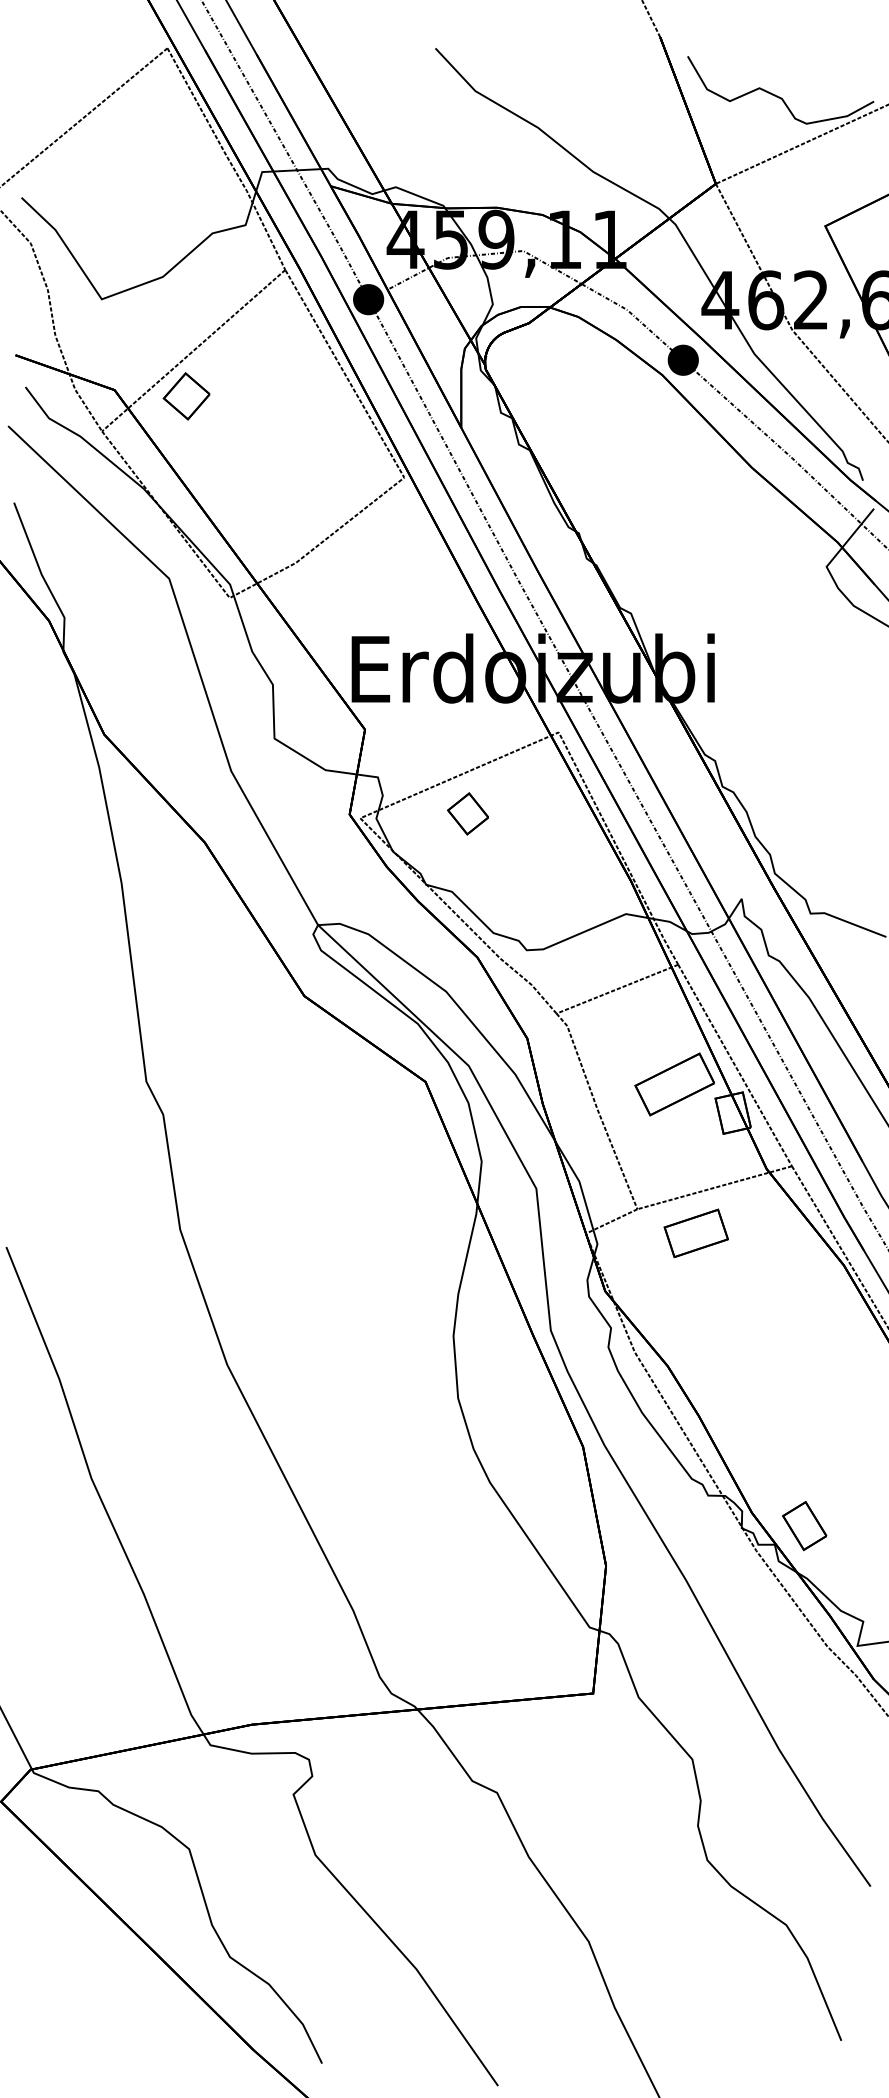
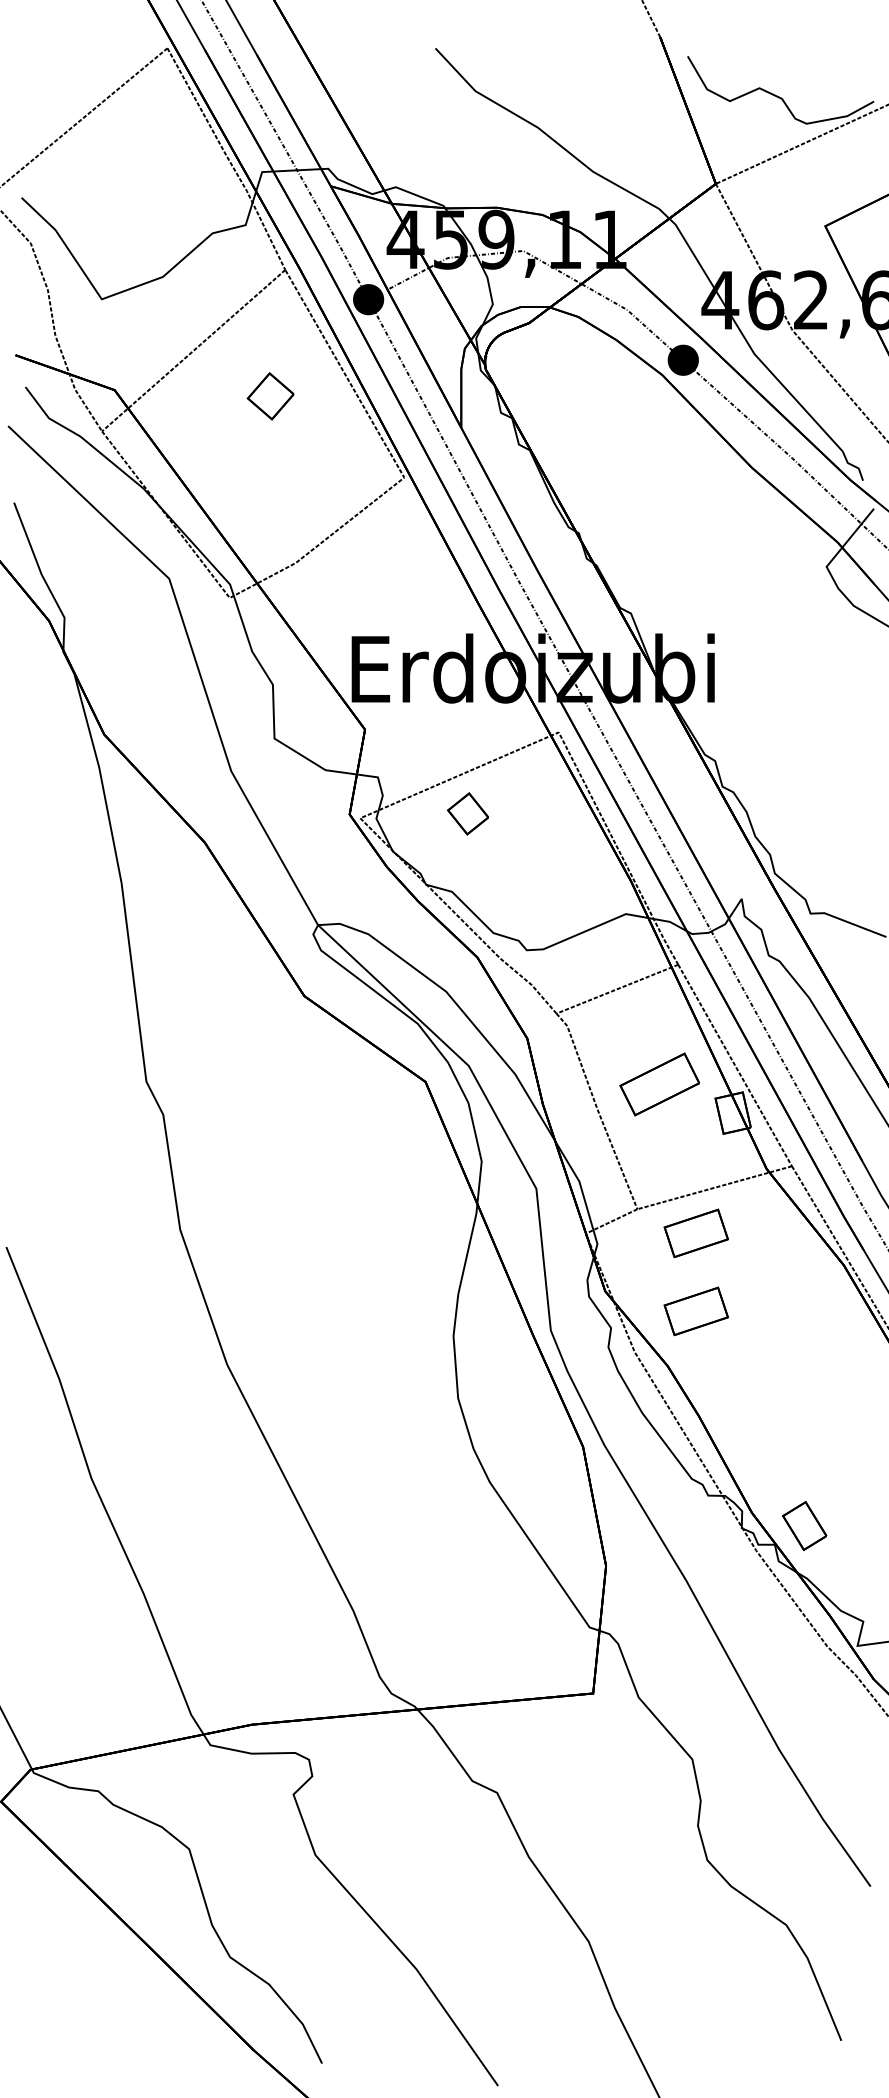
part position: (186, 396) -> (270, 396) (270, 396)
part position: (674, 1084) -> (659, 1084) (659, 1084)
part: none -> present (695, 1311)
